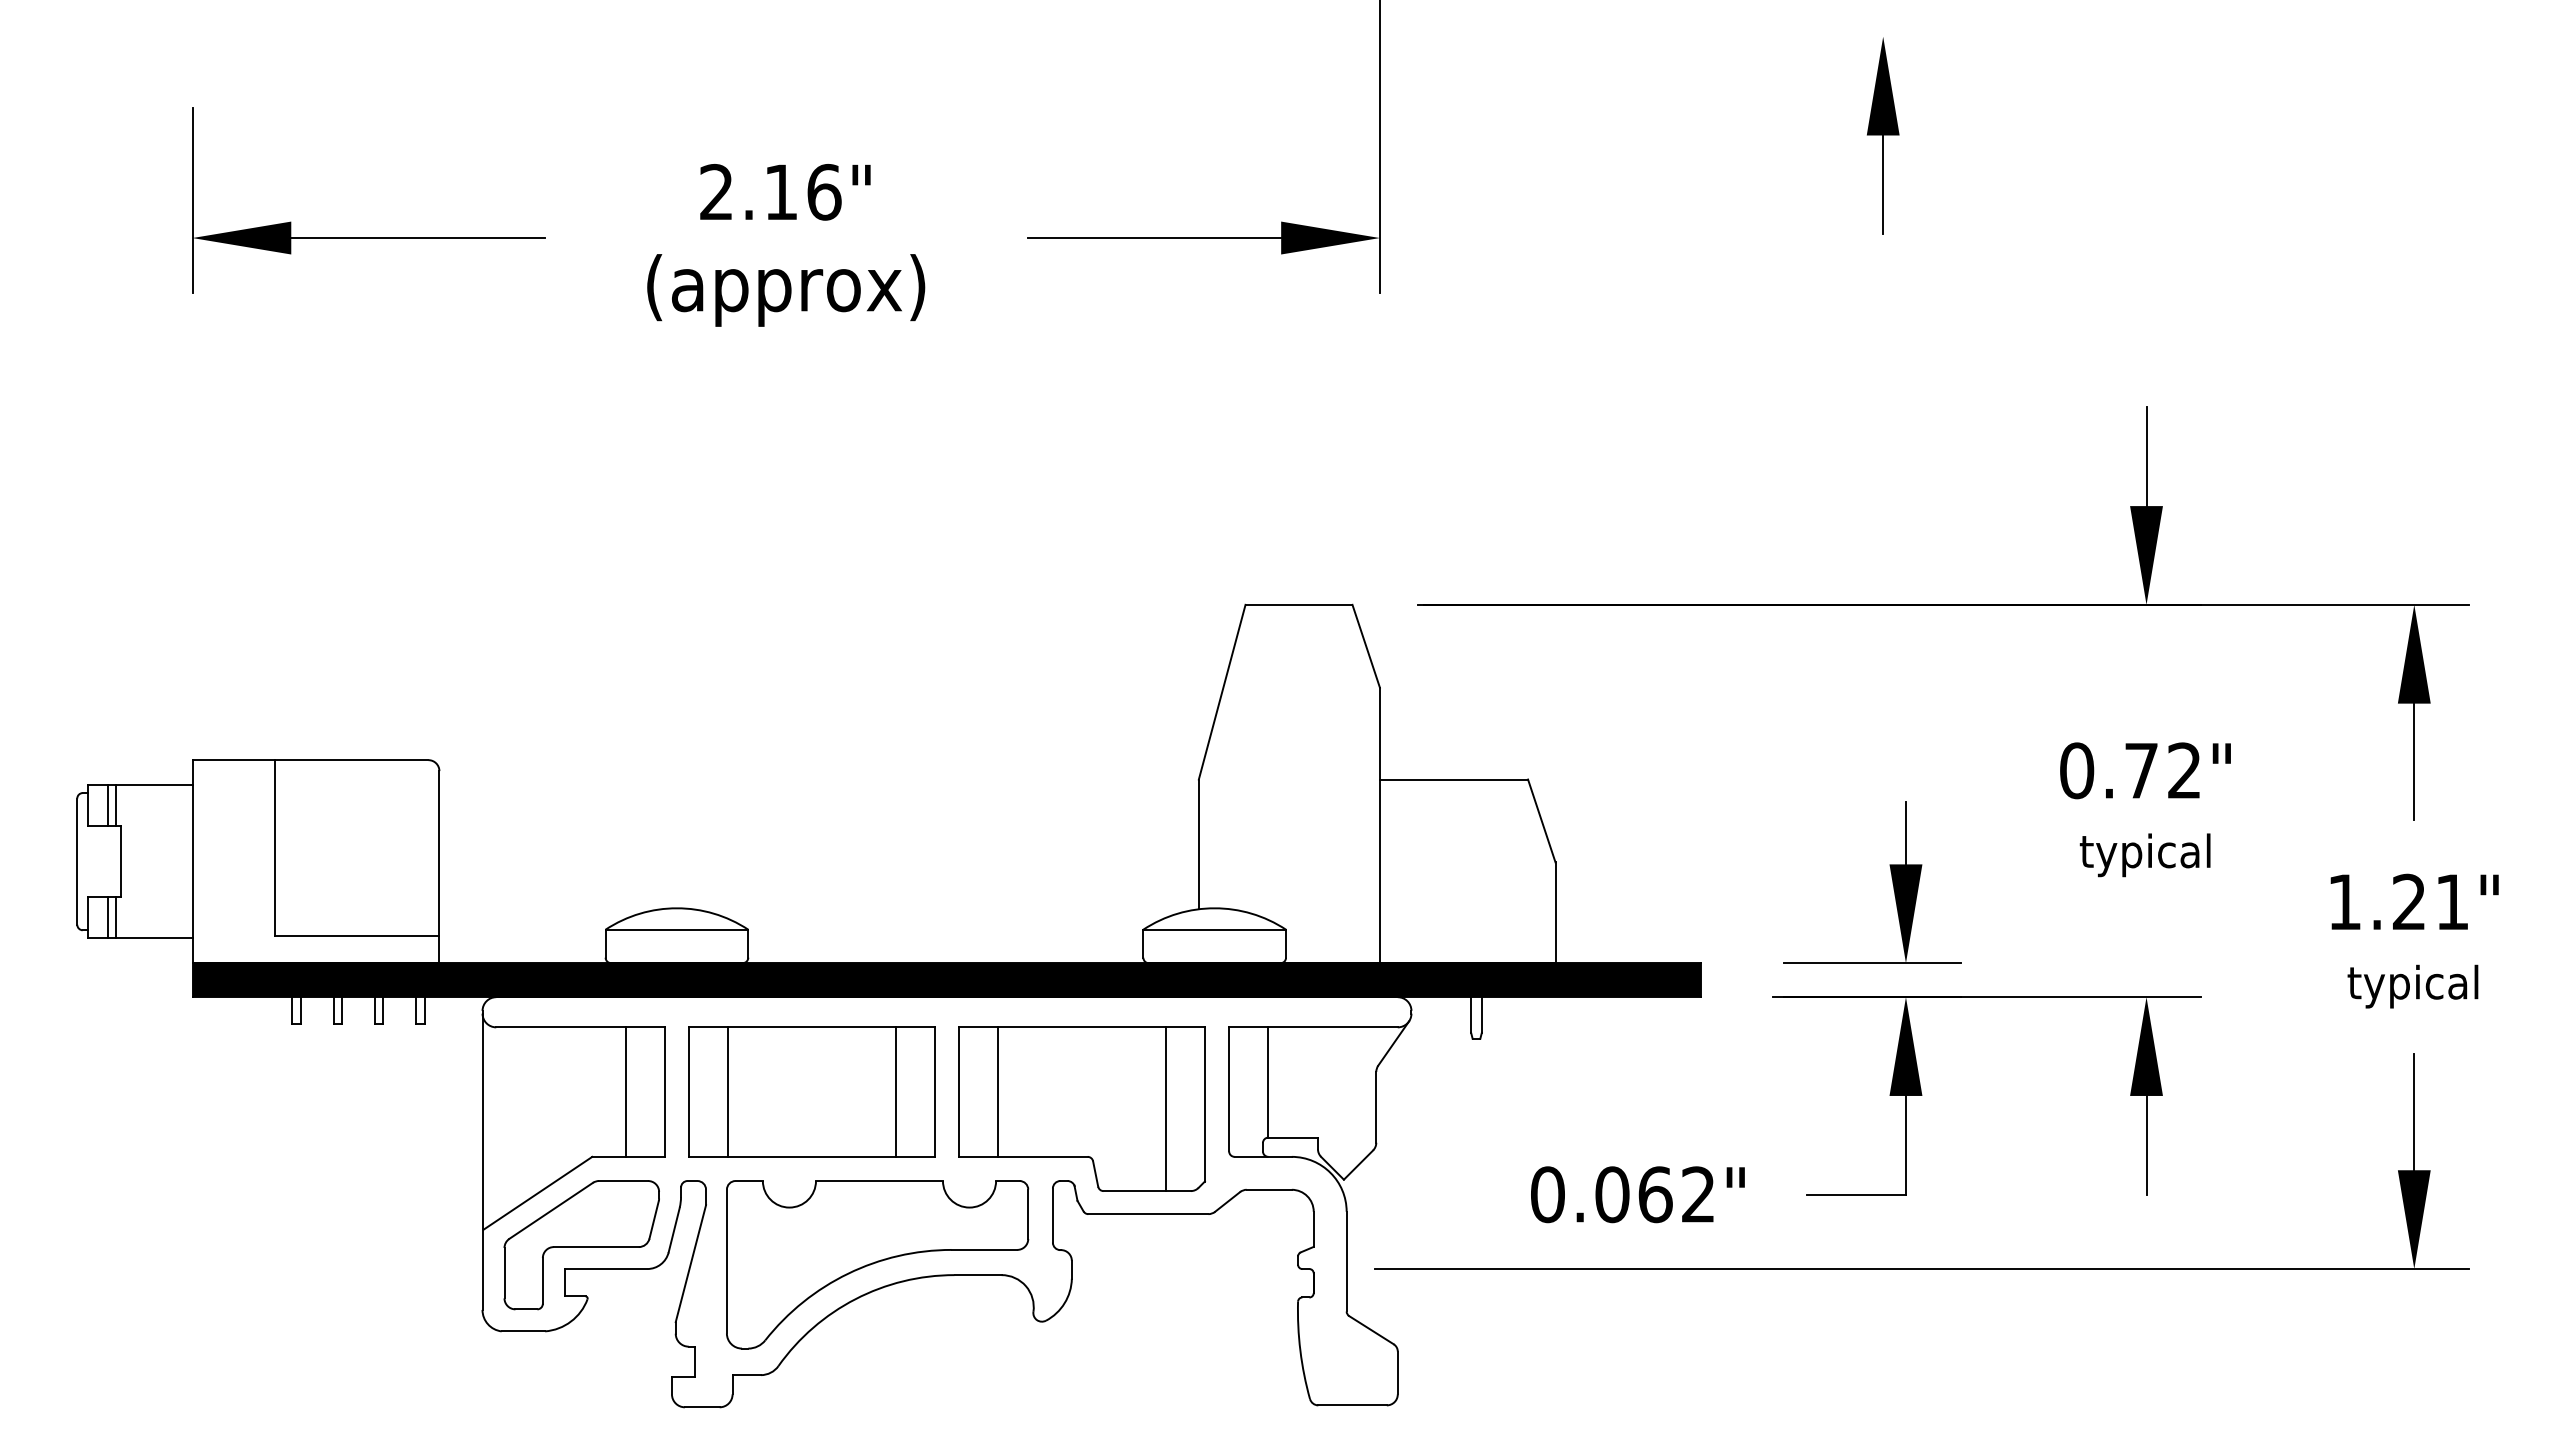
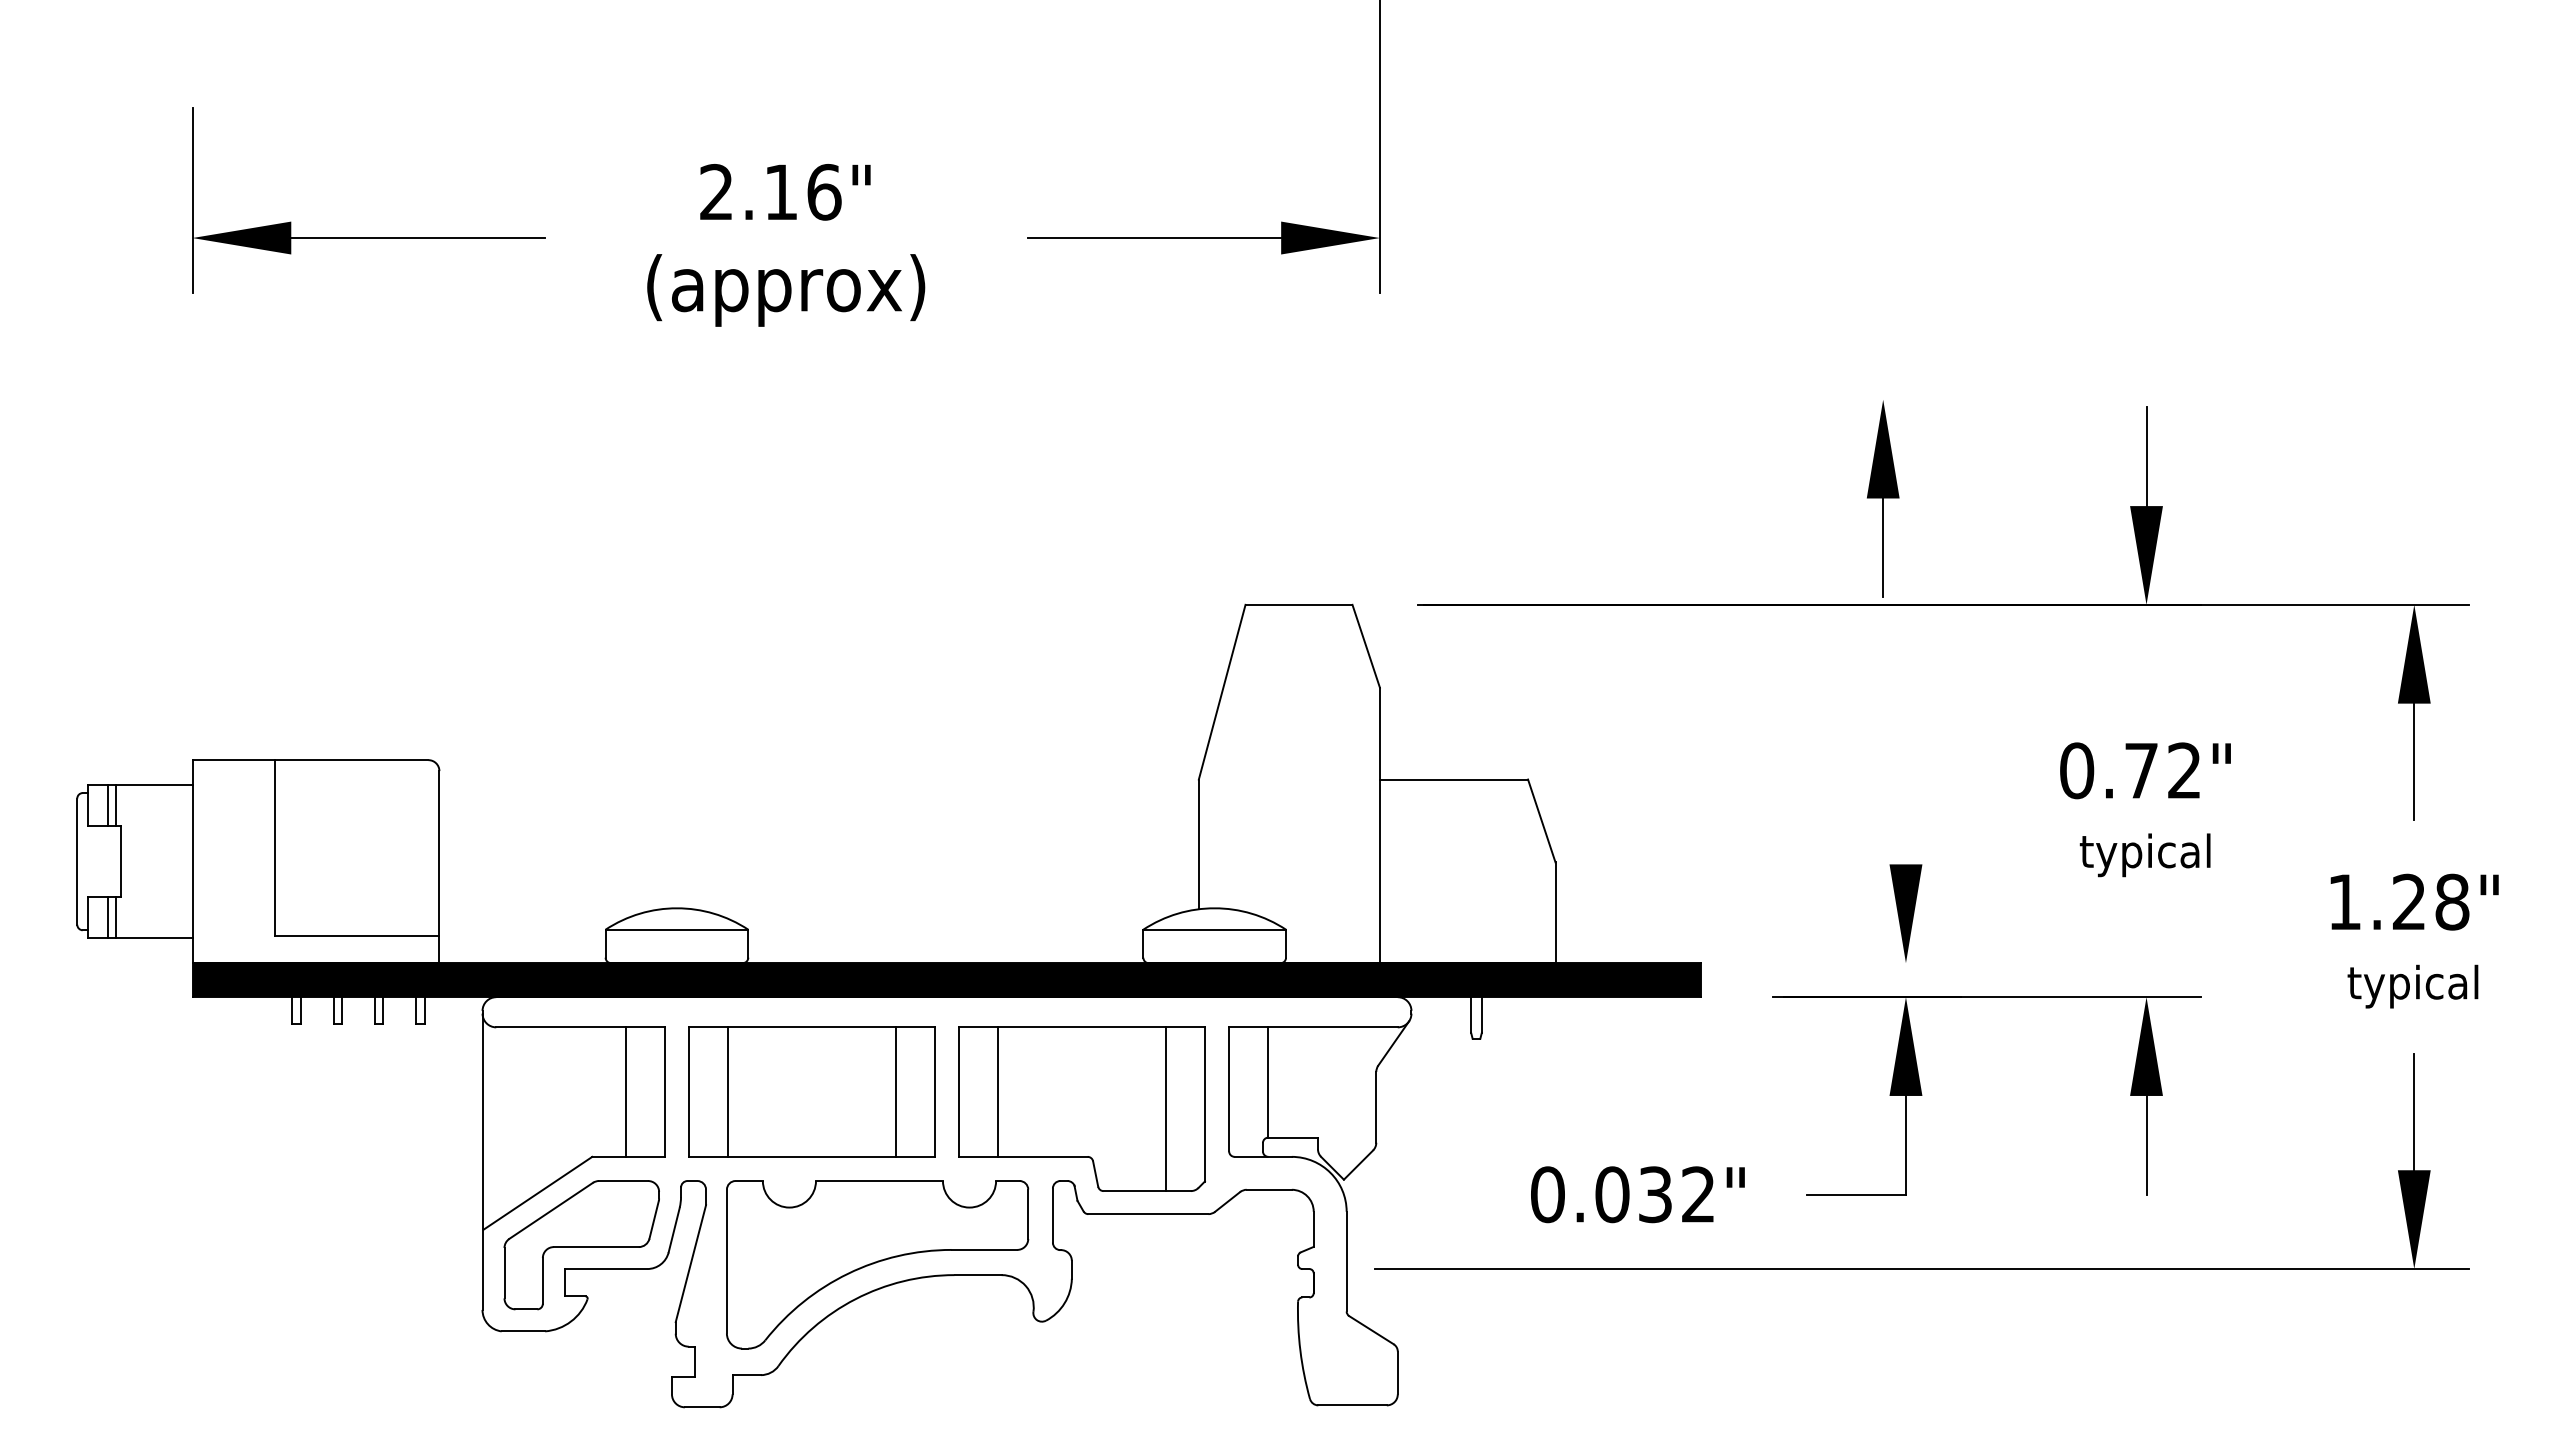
part position: (1883, 135) -> (1883, 498) (1883, 498)
line: present -> none (1905, 832)
text: 1.21" -> 1.28" (2452, 901)
line: present -> none (1871, 963)
text: 0.062" -> 0.032" (1655, 1194)
